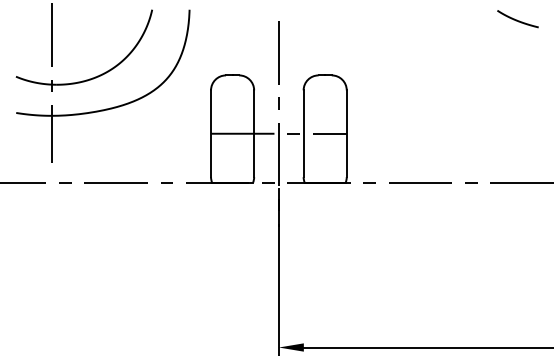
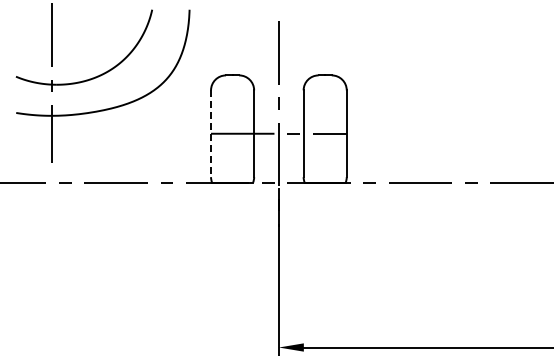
curve: present -> none (517, 19)
line: solid -> dashed (211, 134)
